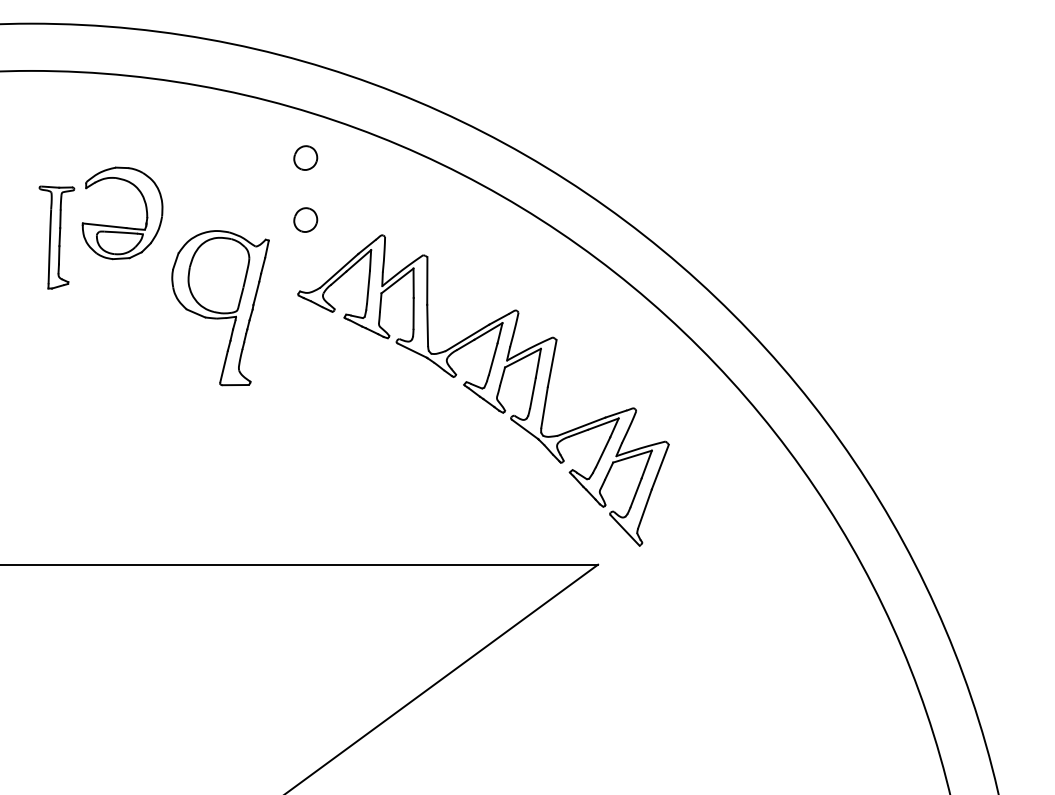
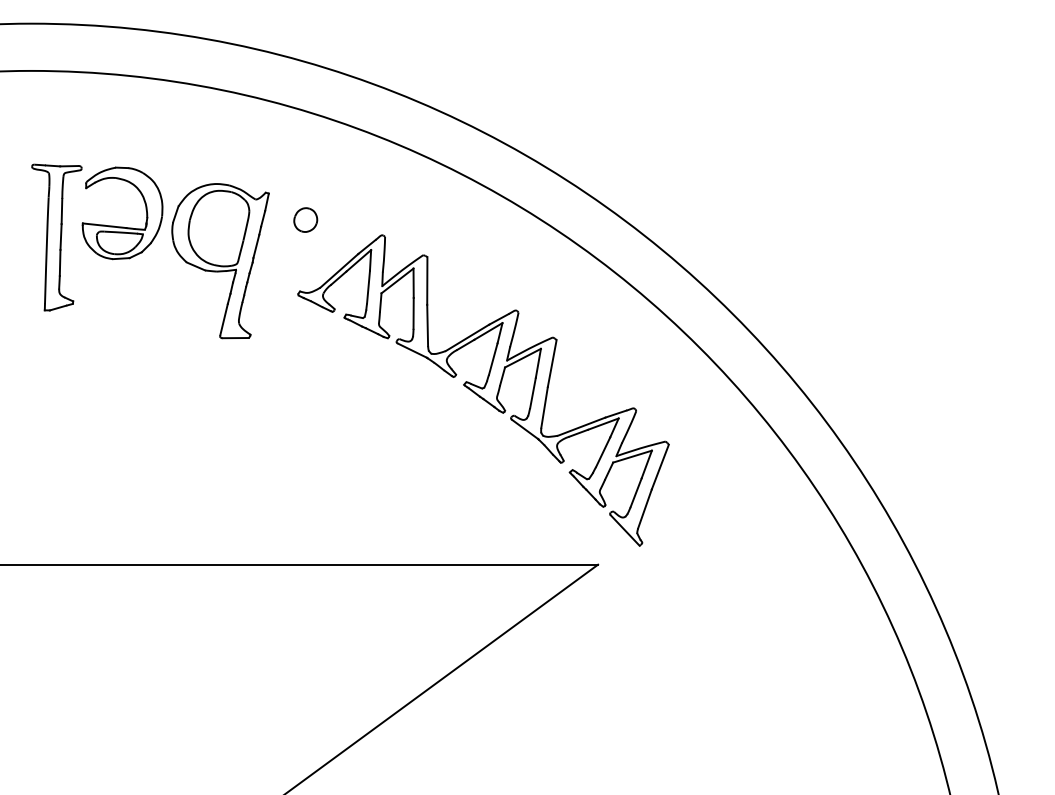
part: present -> none (305, 157)
part size: 38x105 px -> 52x149 px (56, 237)
part position: (220, 308) -> (220, 261) (220, 261)
